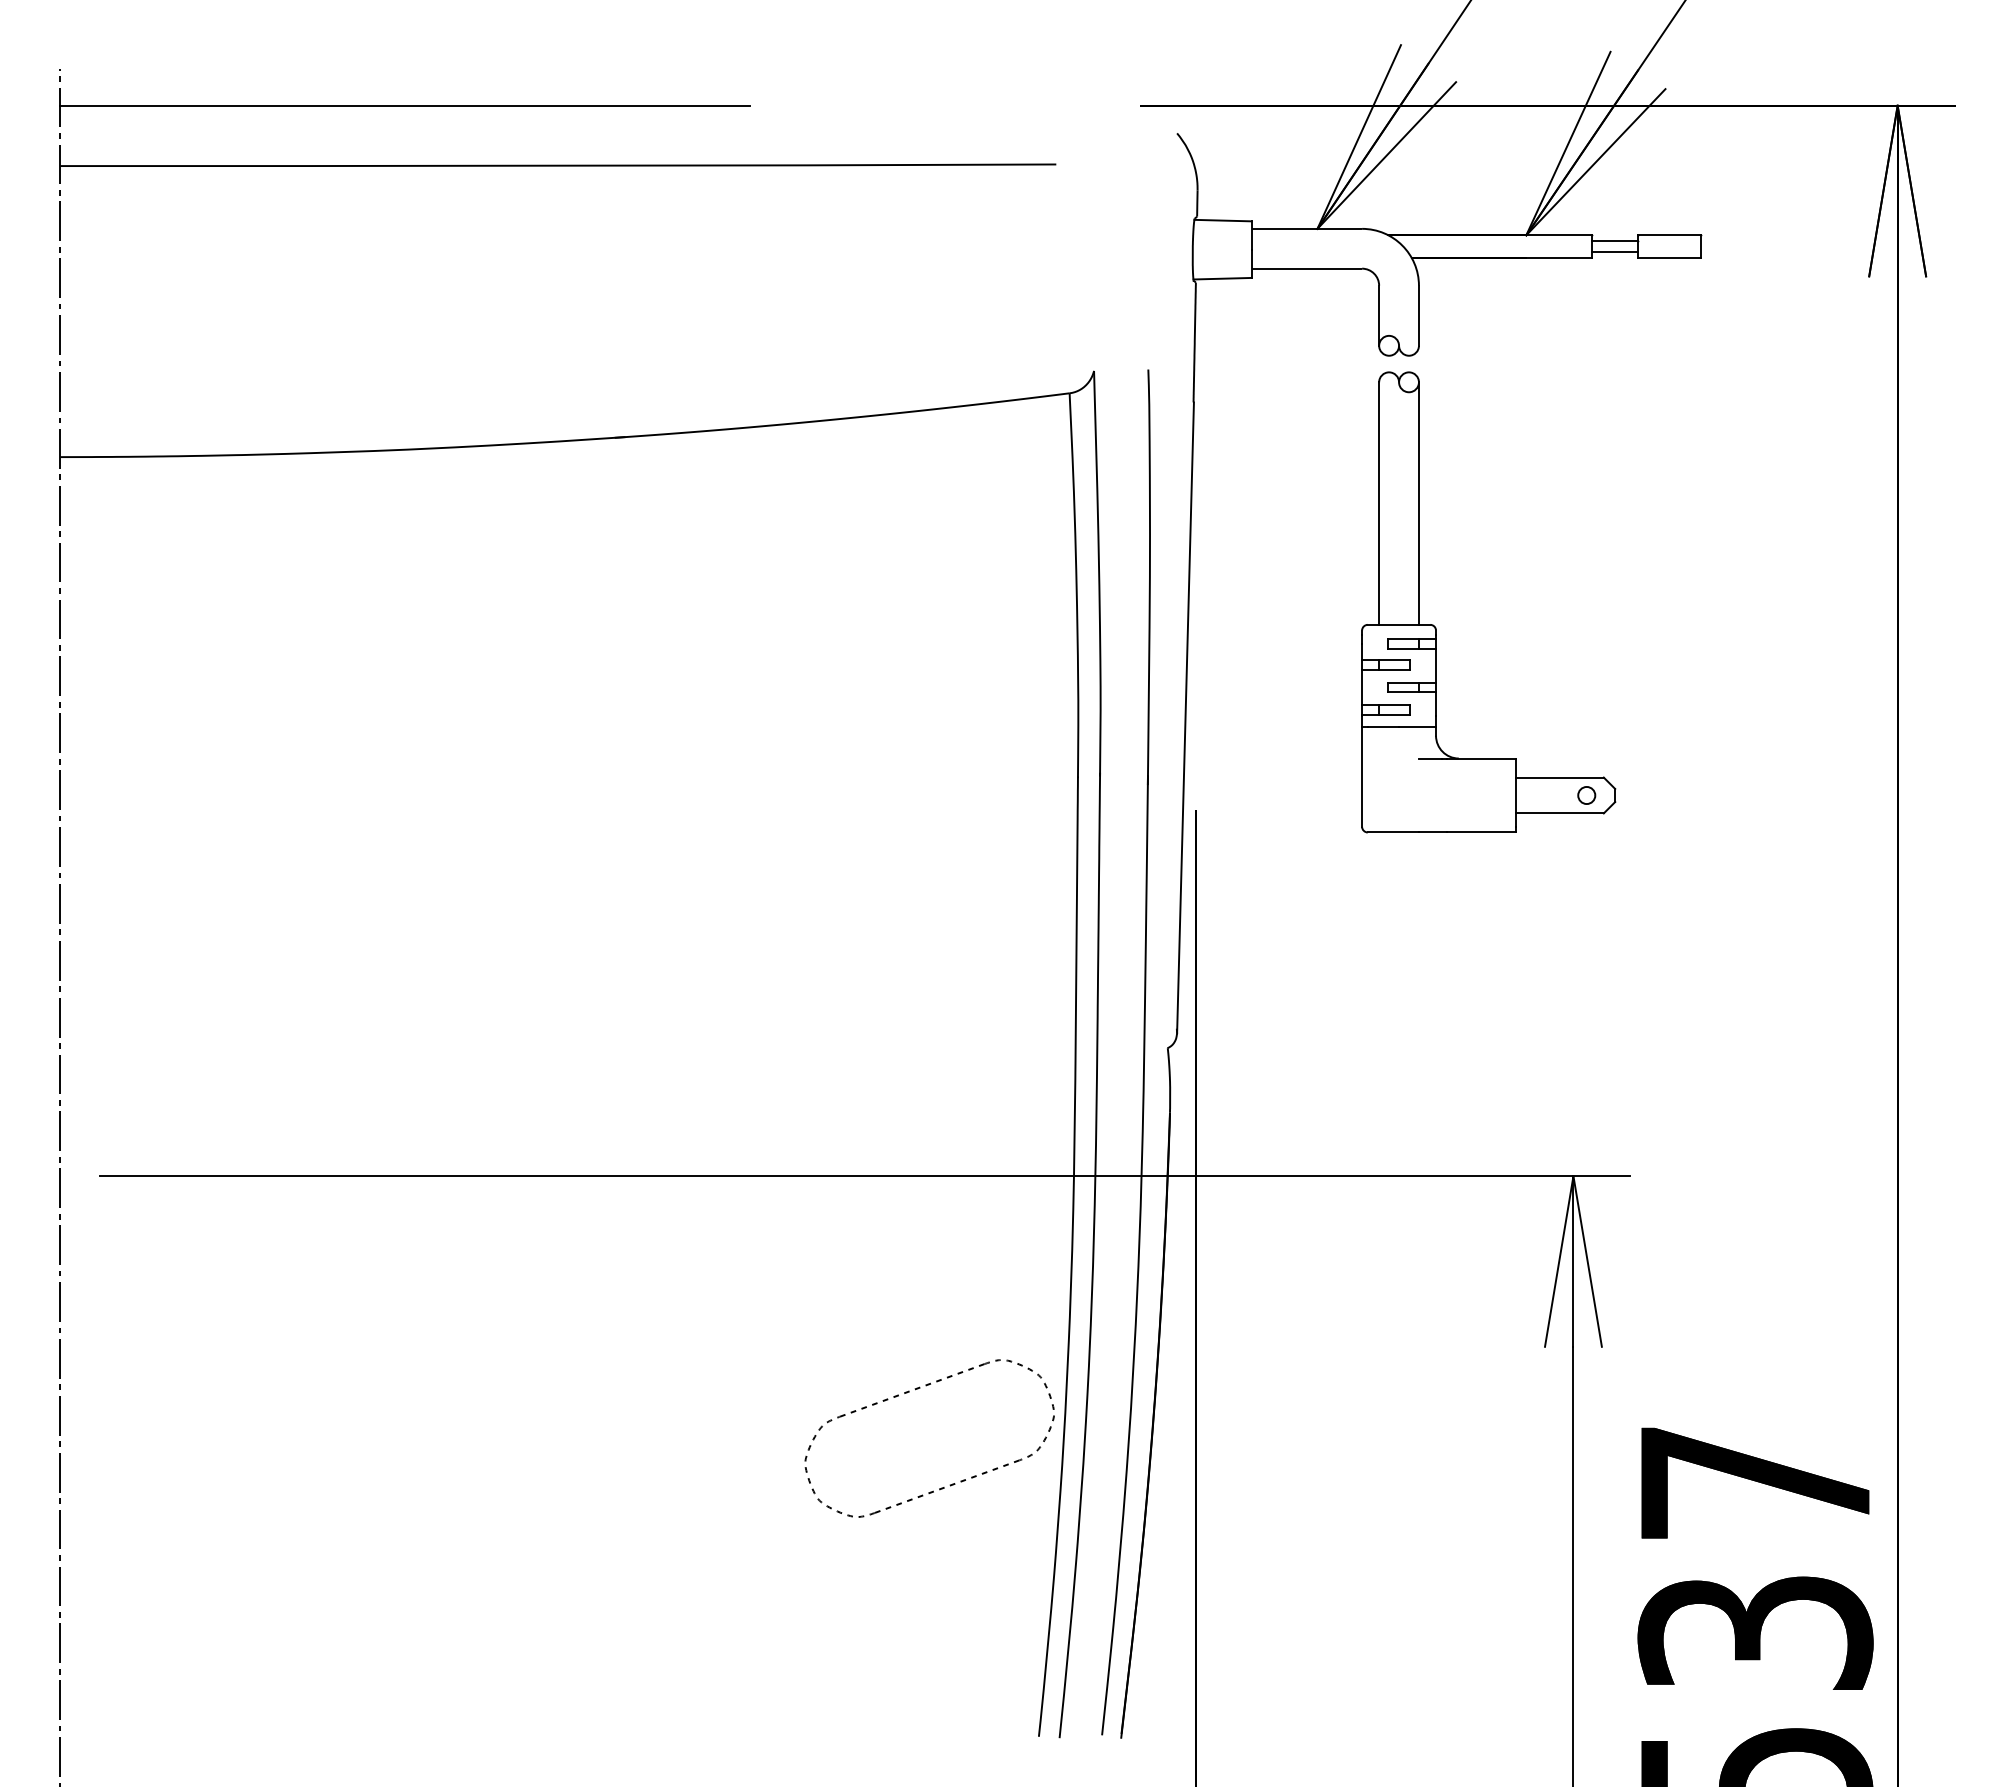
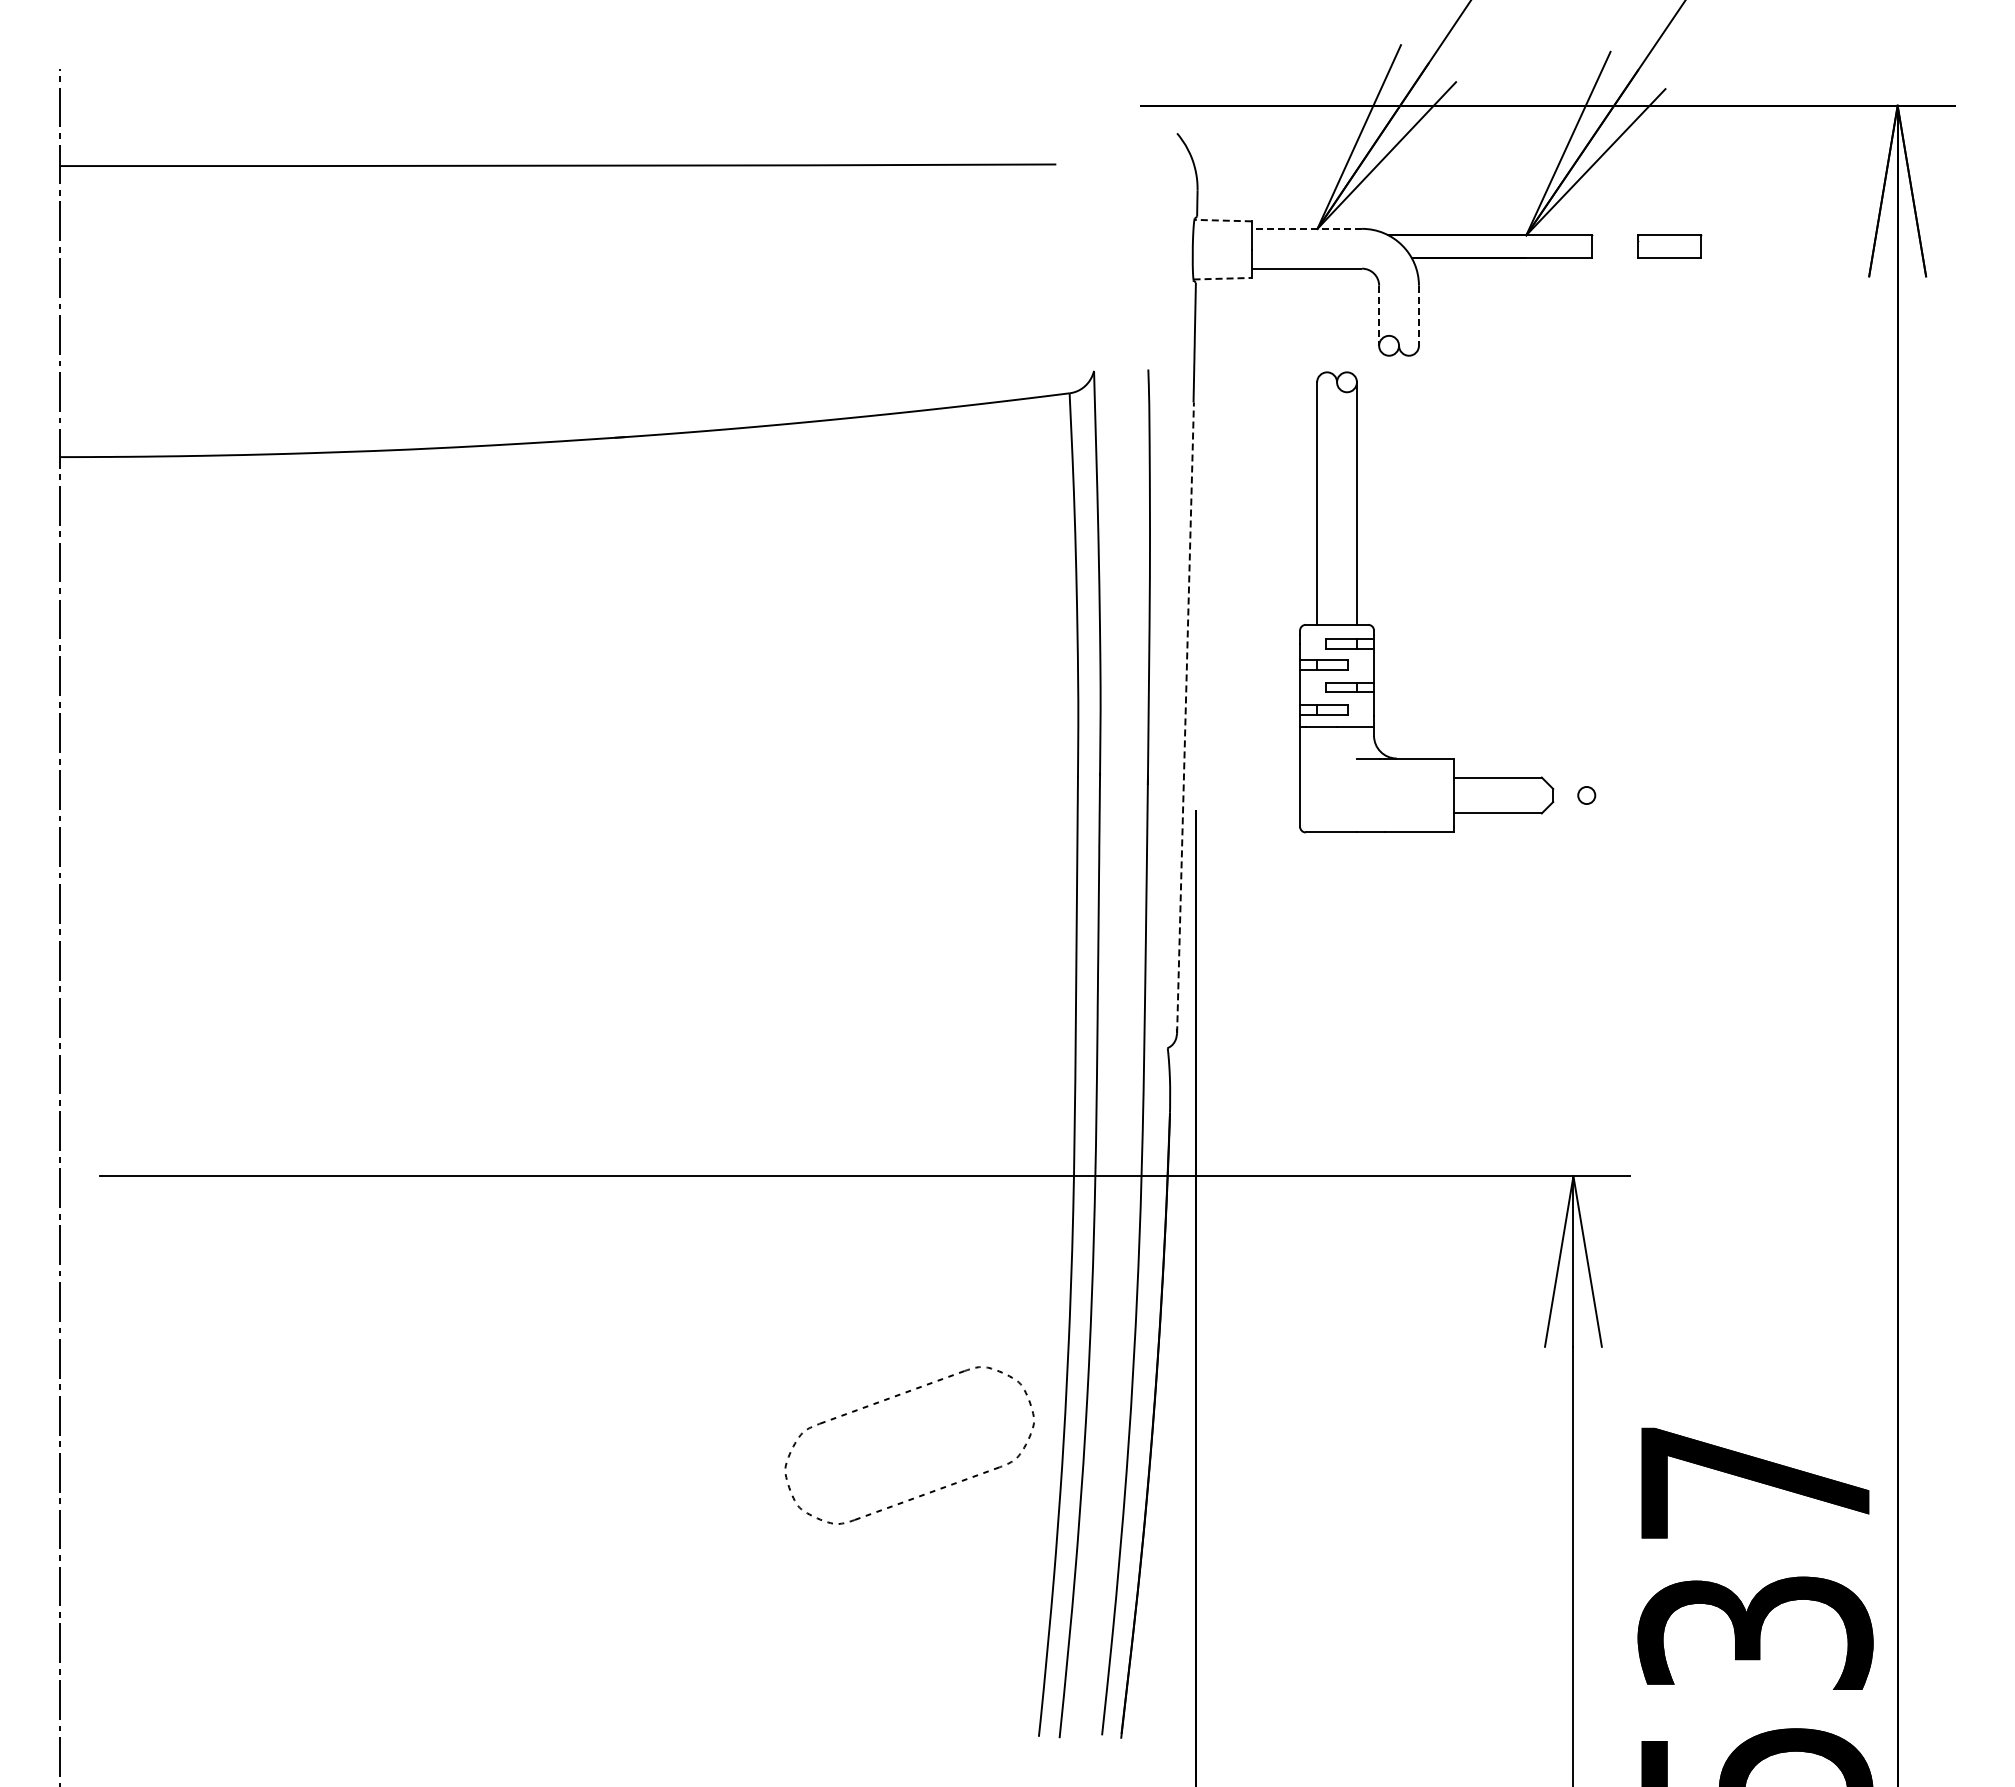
line: present -> none (404, 105)
line: solid -> dashed (1223, 220)
line: solid -> dashed (1306, 228)
line: present -> none (1615, 240)
line: present -> none (1615, 252)
line: solid -> dashed (1223, 278)
line: solid -> dashed (1379, 316)
line: solid -> dashed (1418, 316)
part position: (1436, 627) -> (1374, 627) (1374, 627)
line: solid -> dashed (1185, 717)
part position: (915, 1390) -> (895, 1397) (895, 1397)
